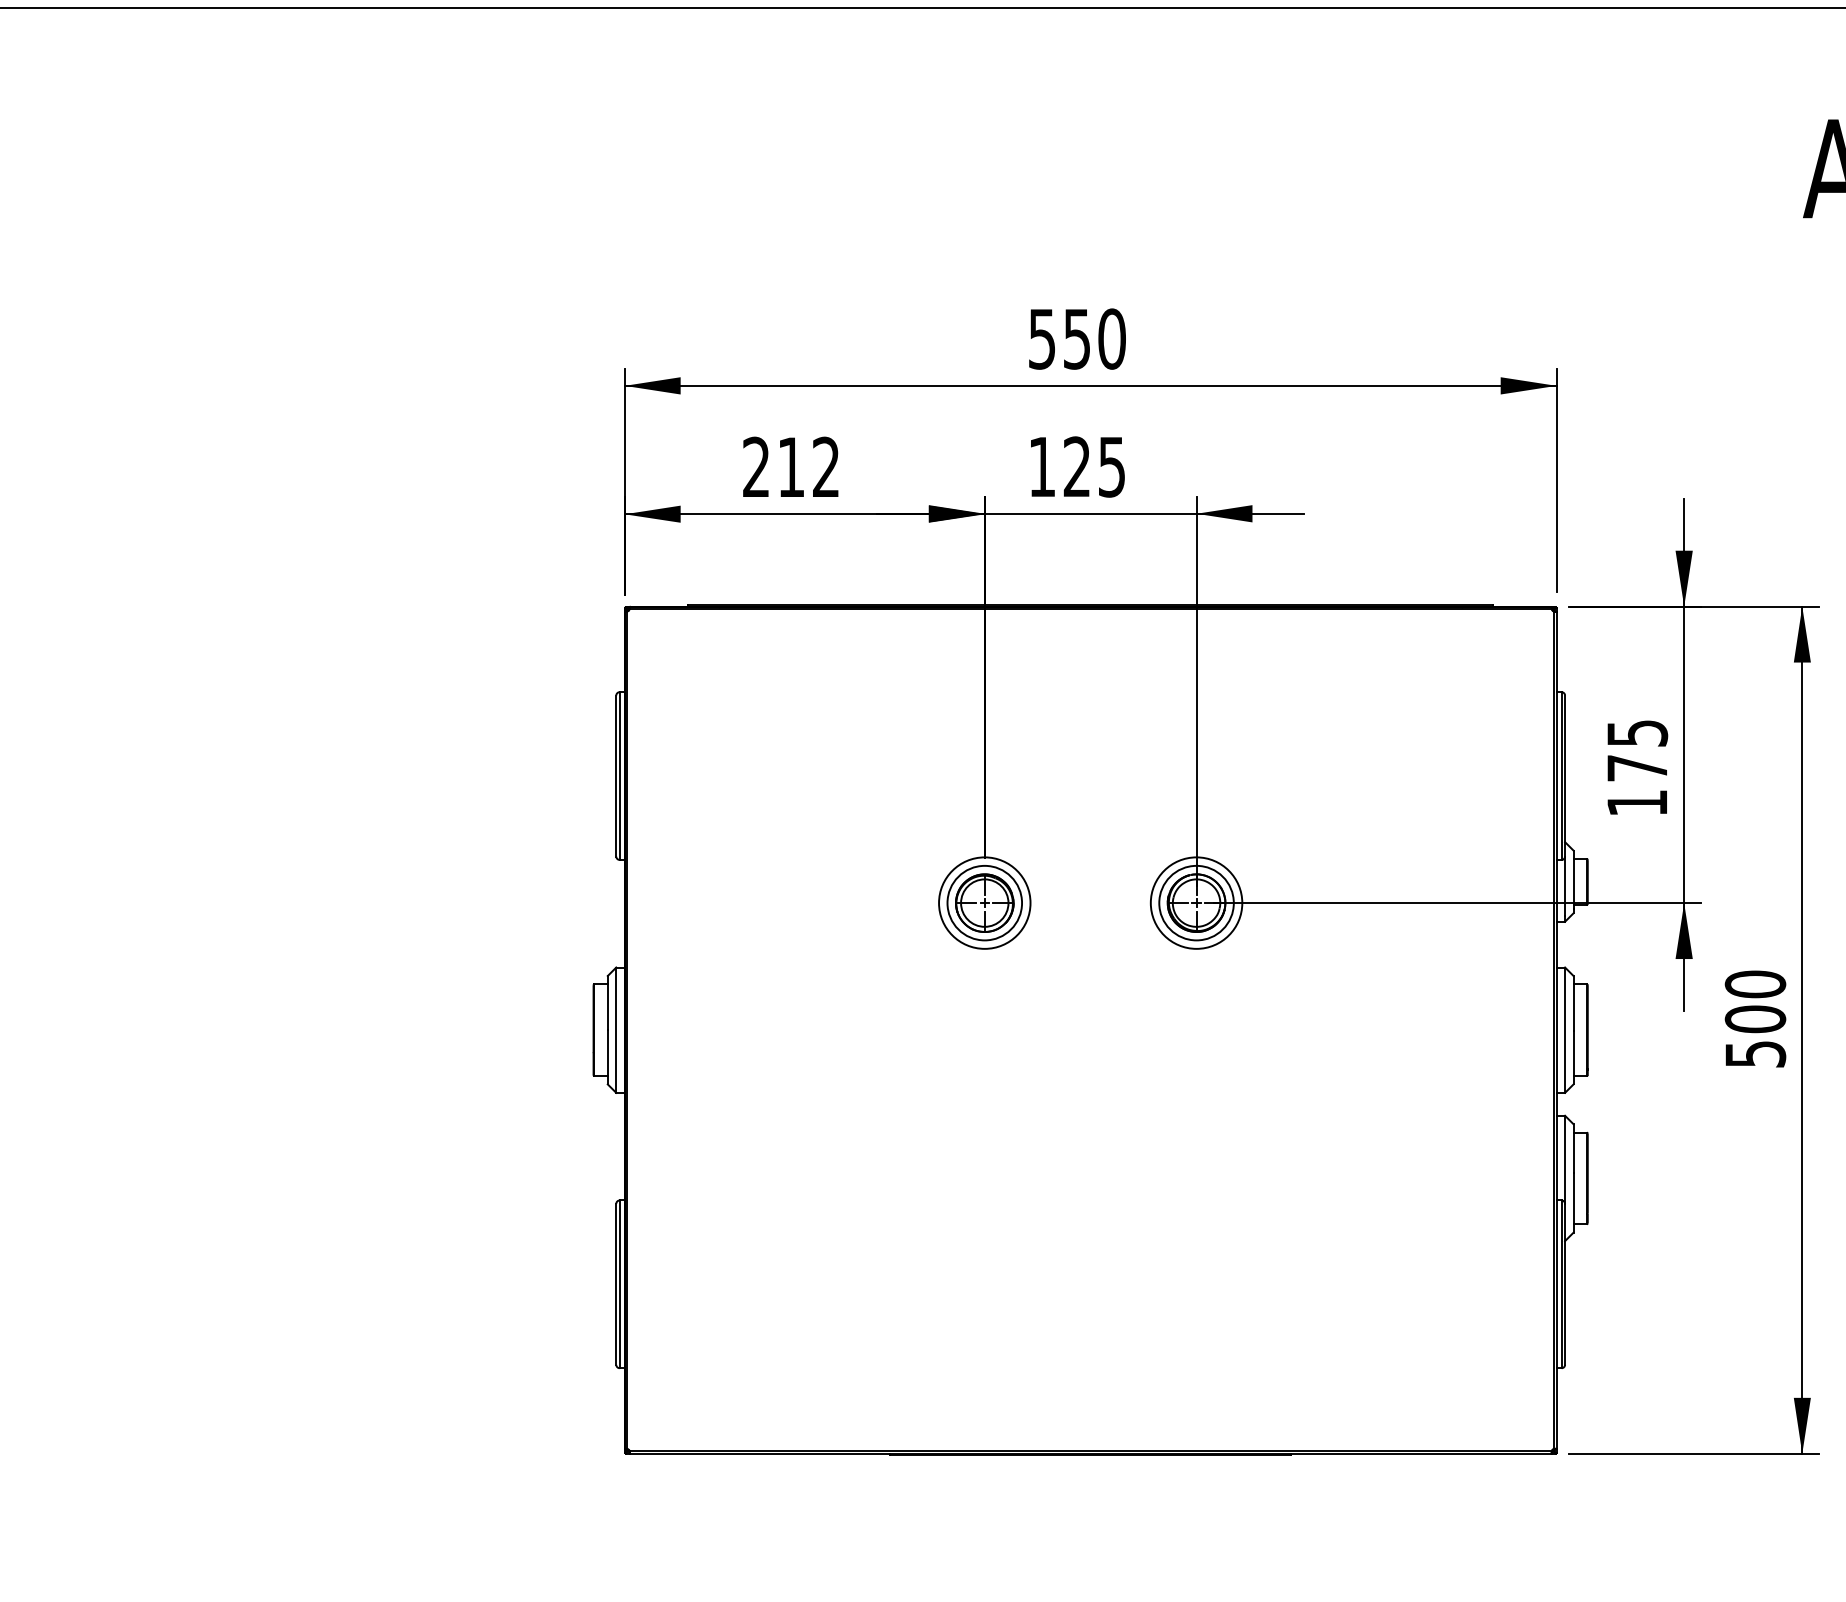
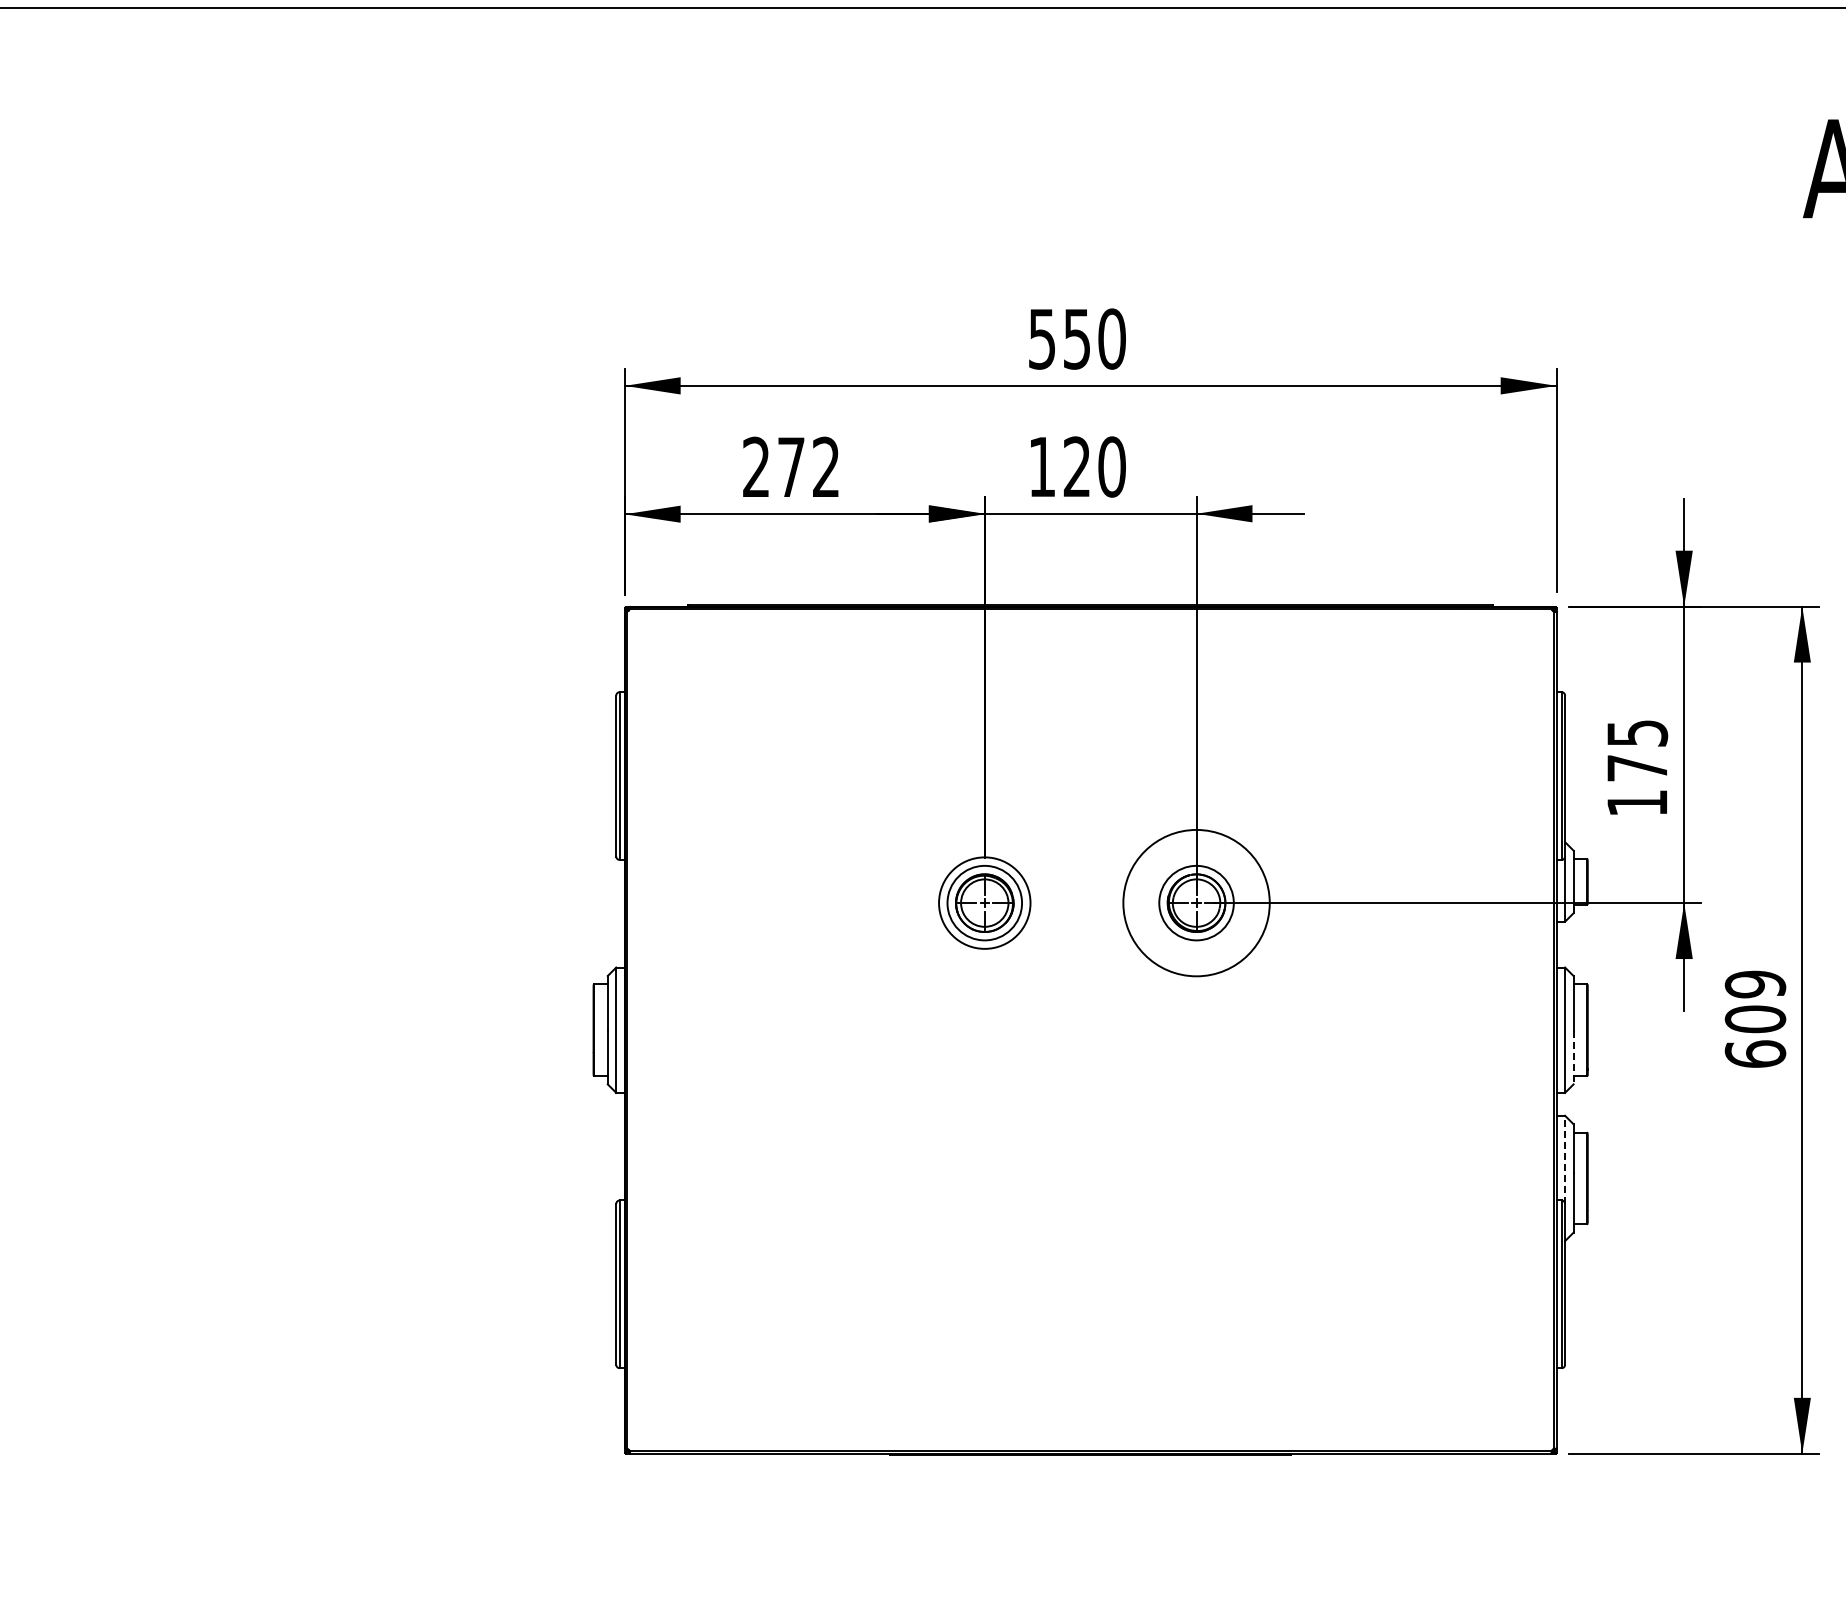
text: 212 -> 272 (791, 466)
text: 125 -> 120 (1111, 466)
circle diameter: 91 px -> 146 px (1196, 902)
text: 500 -> 609 (1755, 1018)
line: solid -> dashed (1573, 1057)
line: solid -> dashed (1565, 1159)
